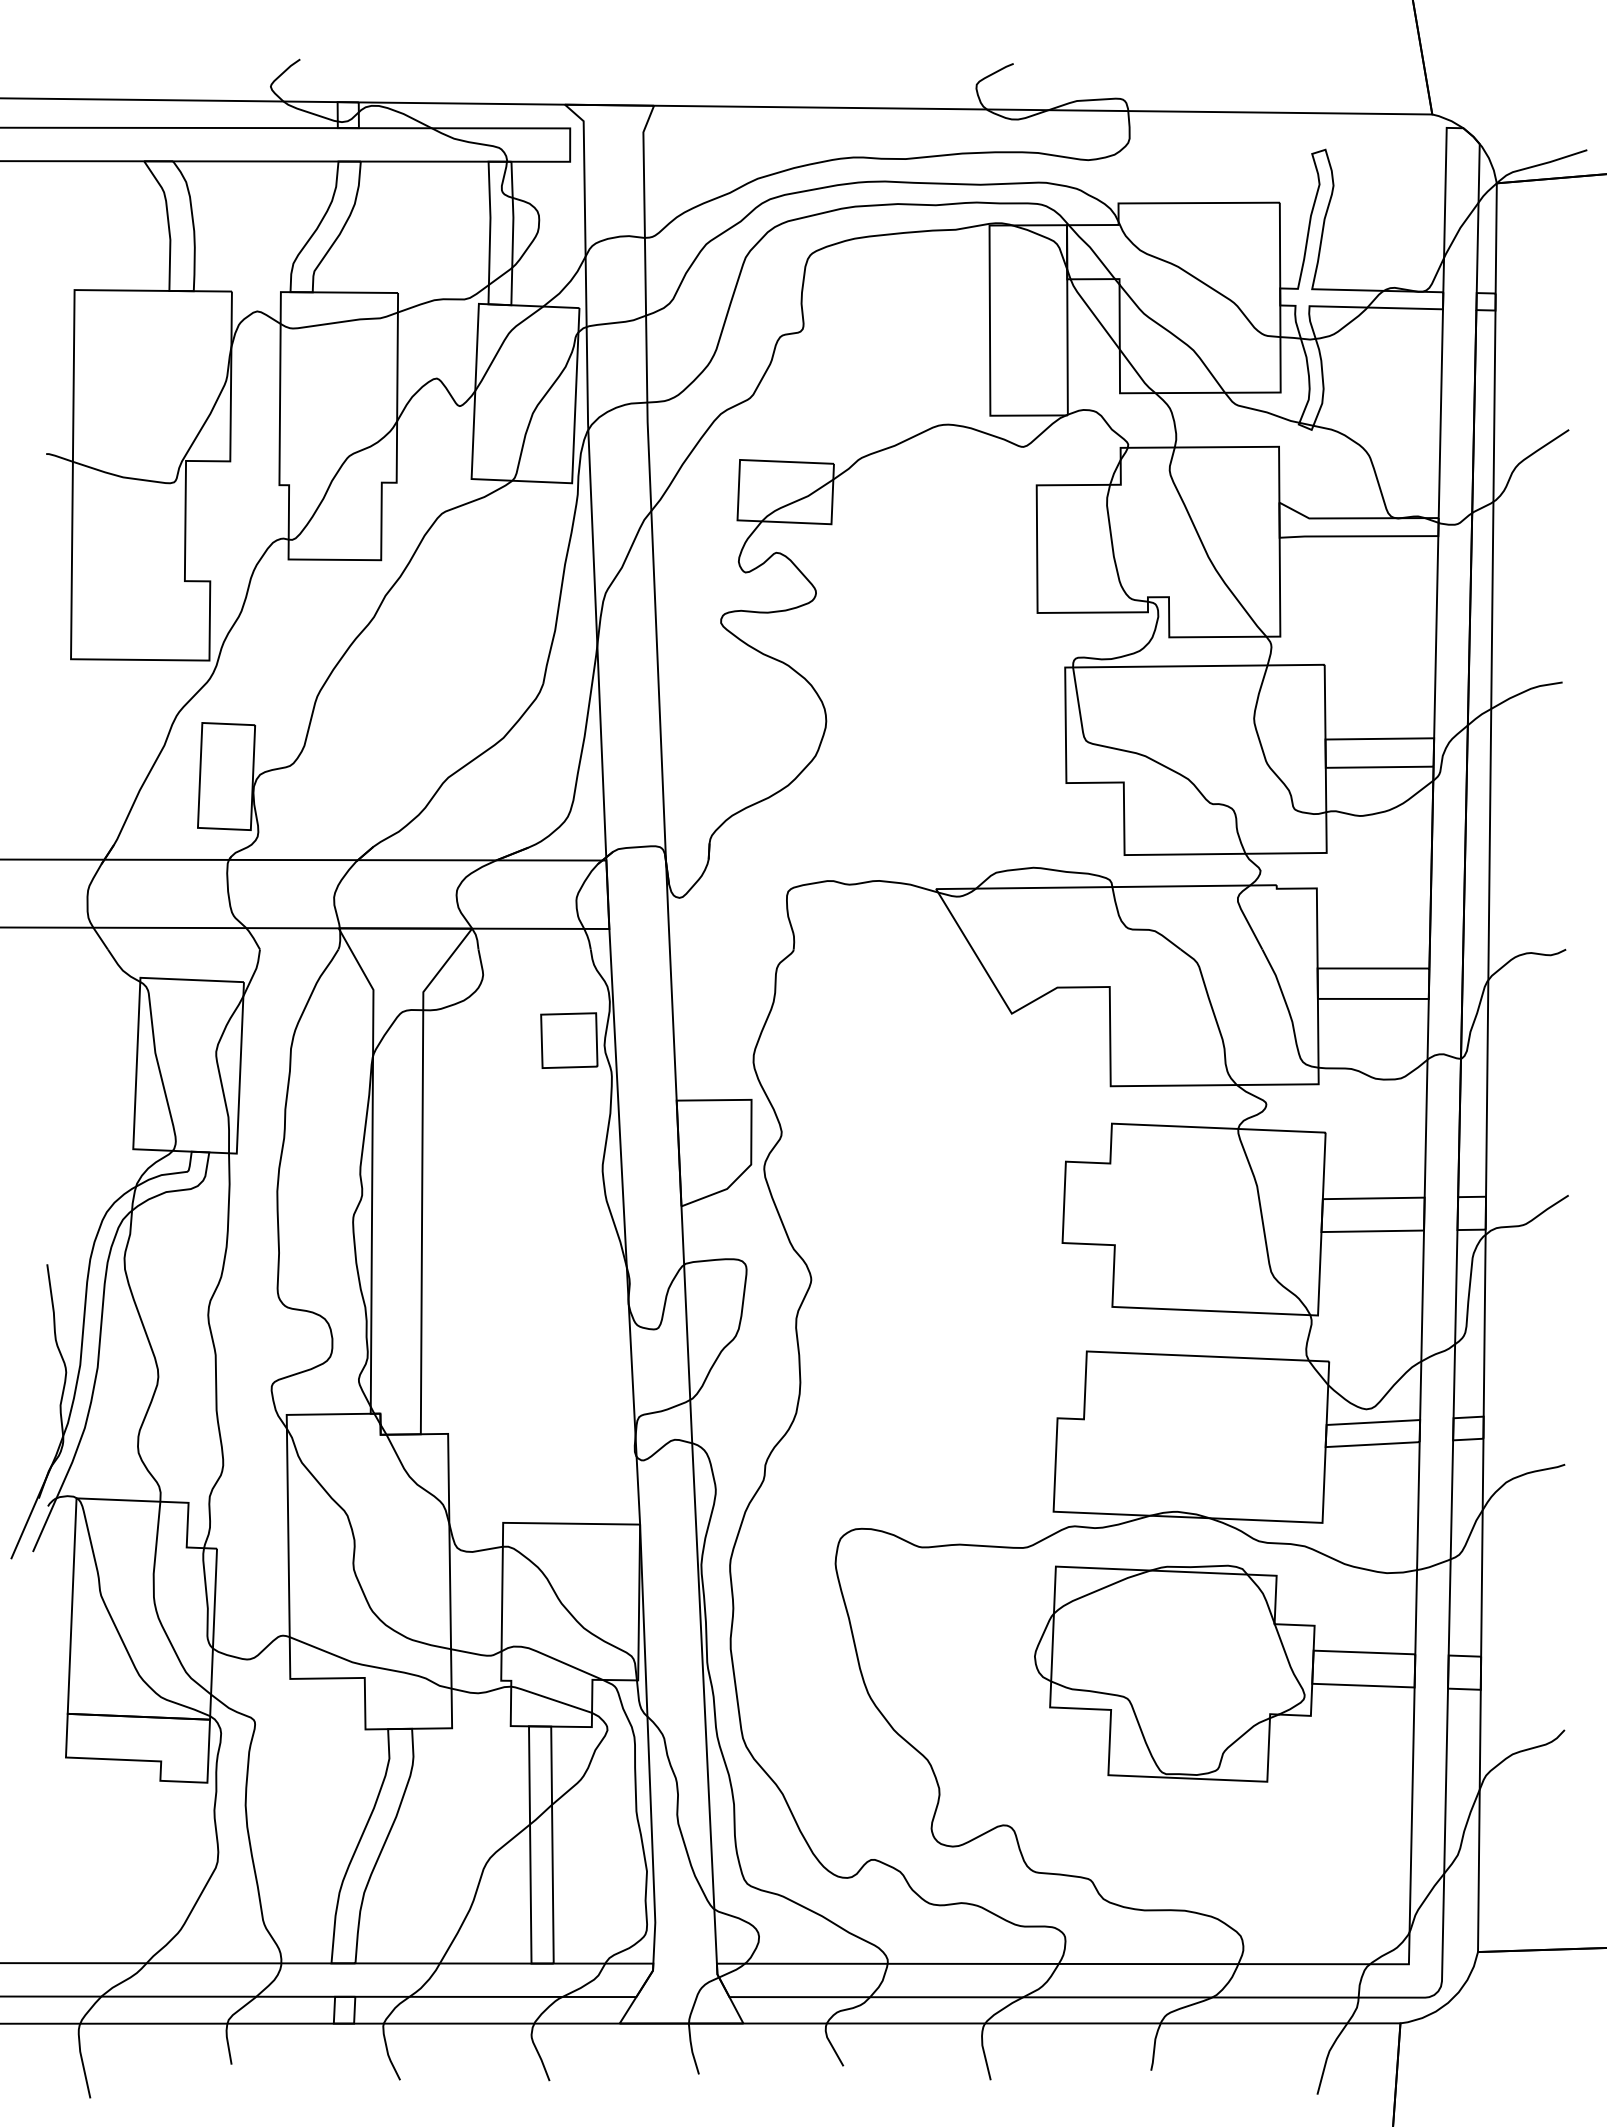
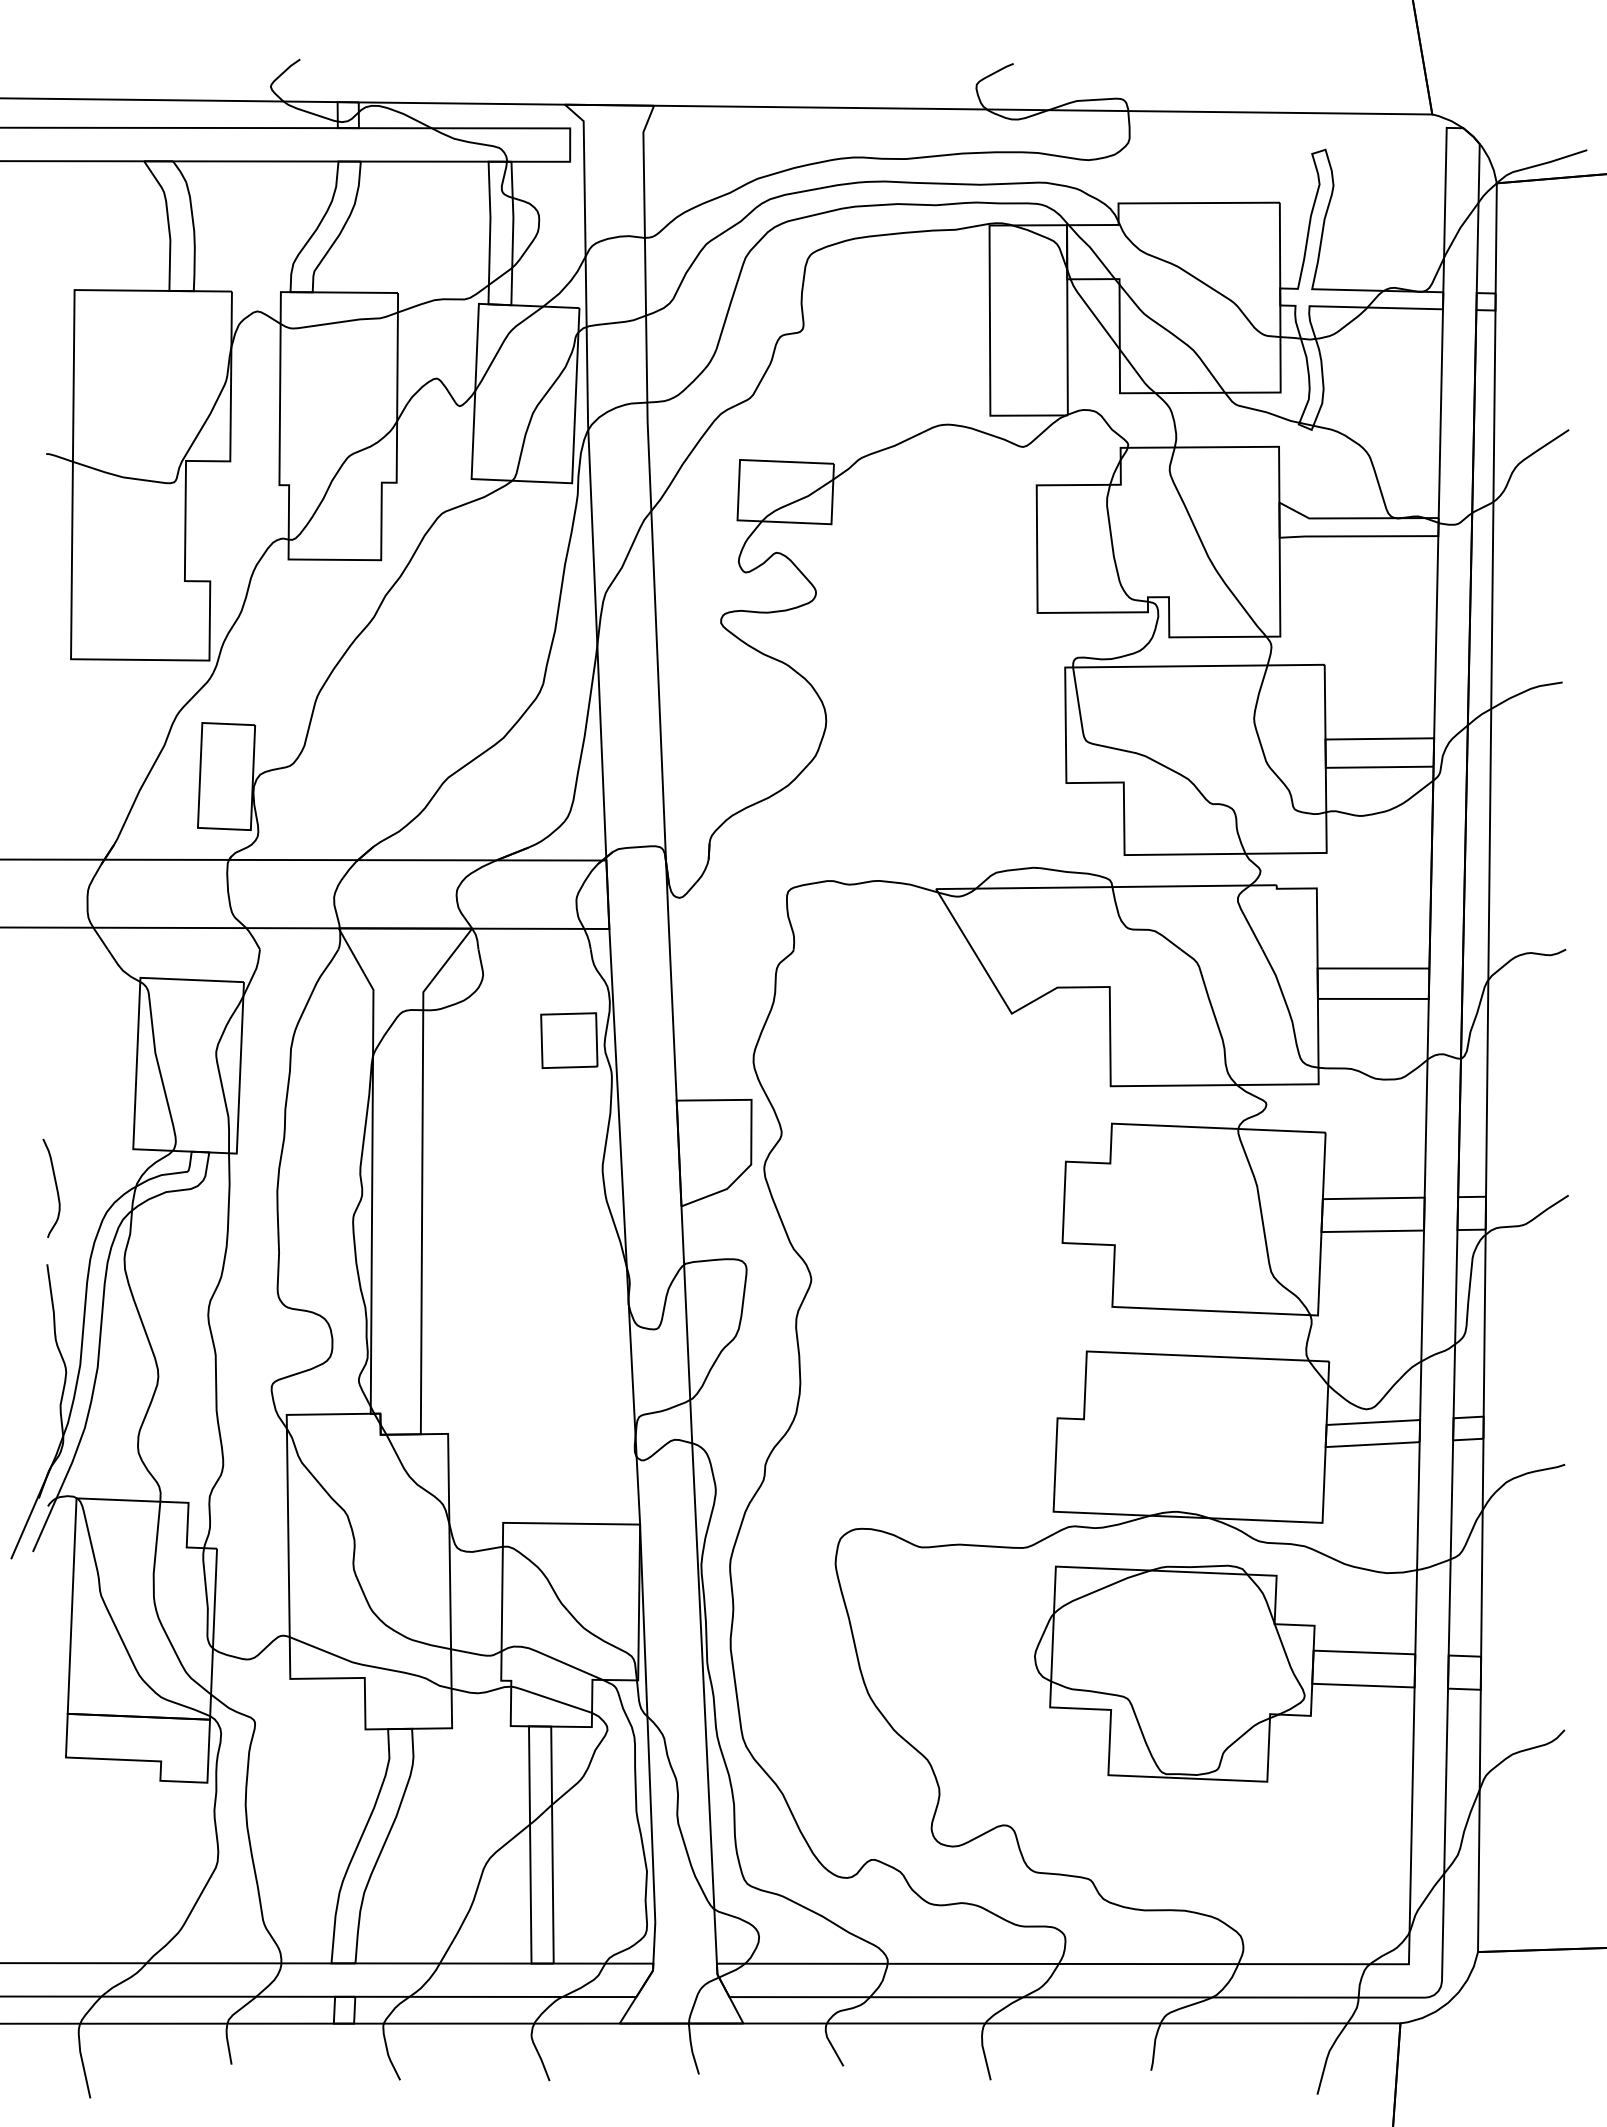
curve: none -> present (55, 1187)
